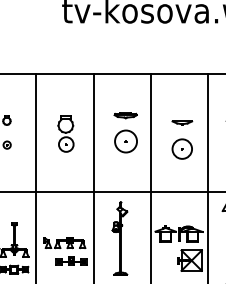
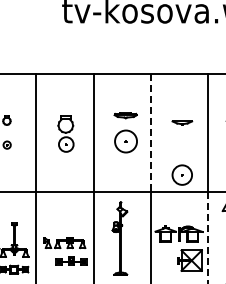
line: solid -> dashed (150, 132)
part position: (181, 148) -> (181, 174) (181, 174)
line: solid -> dashed (208, 237)
